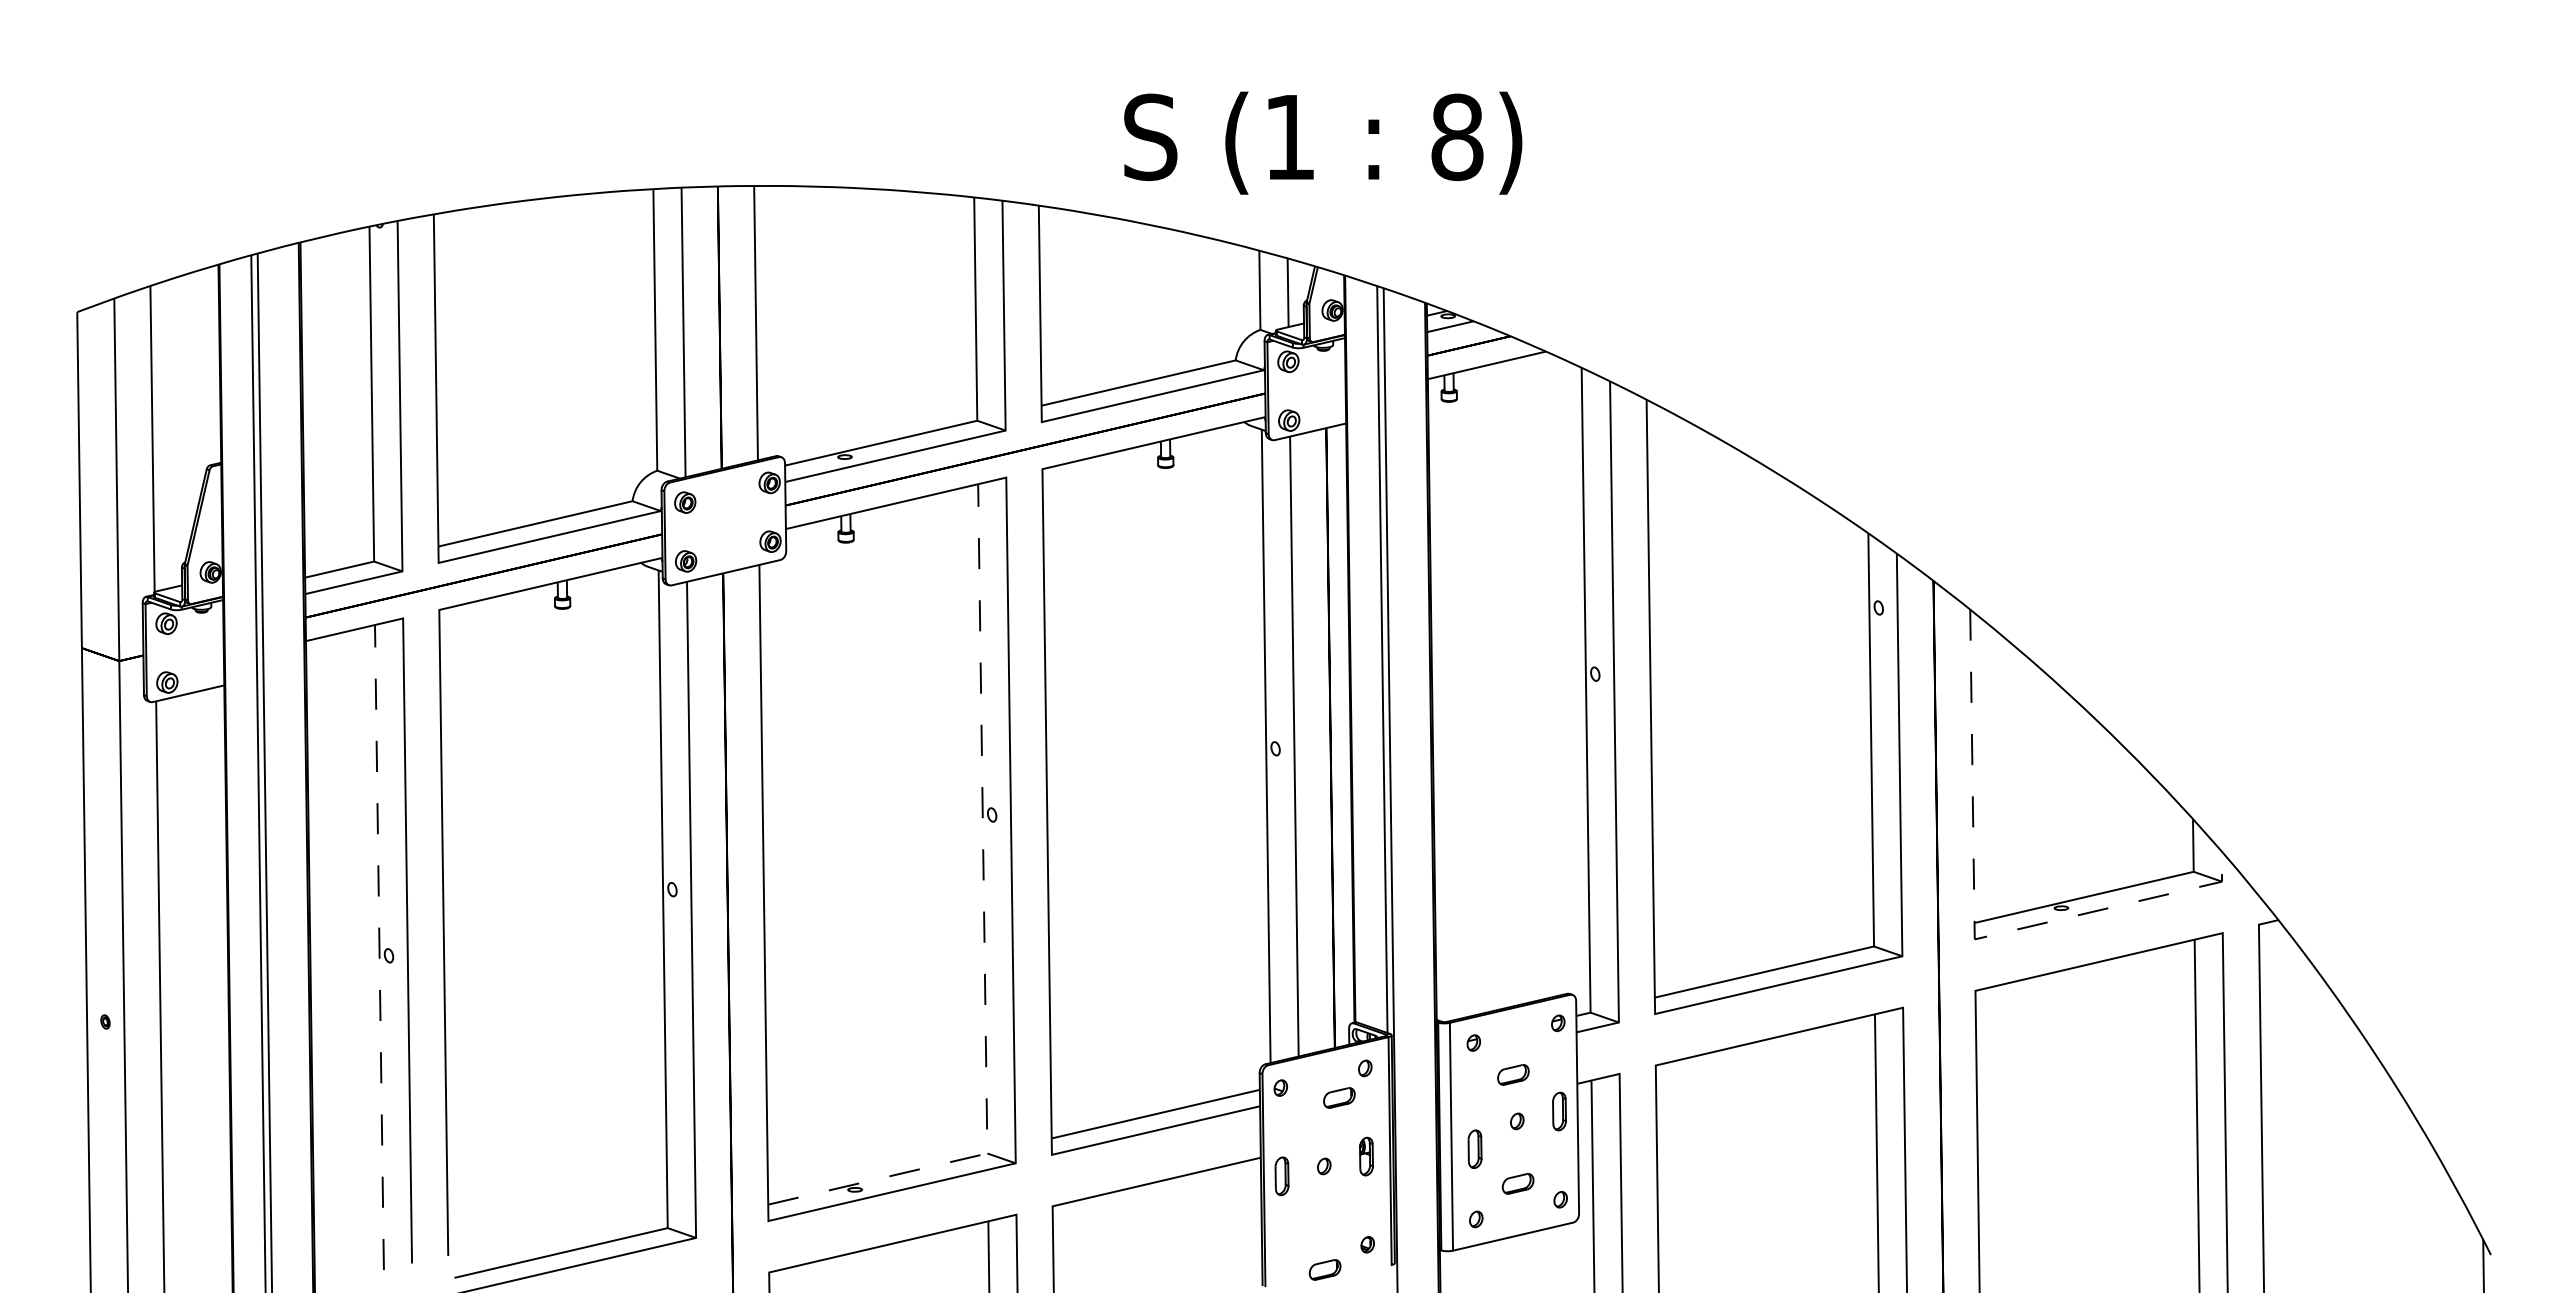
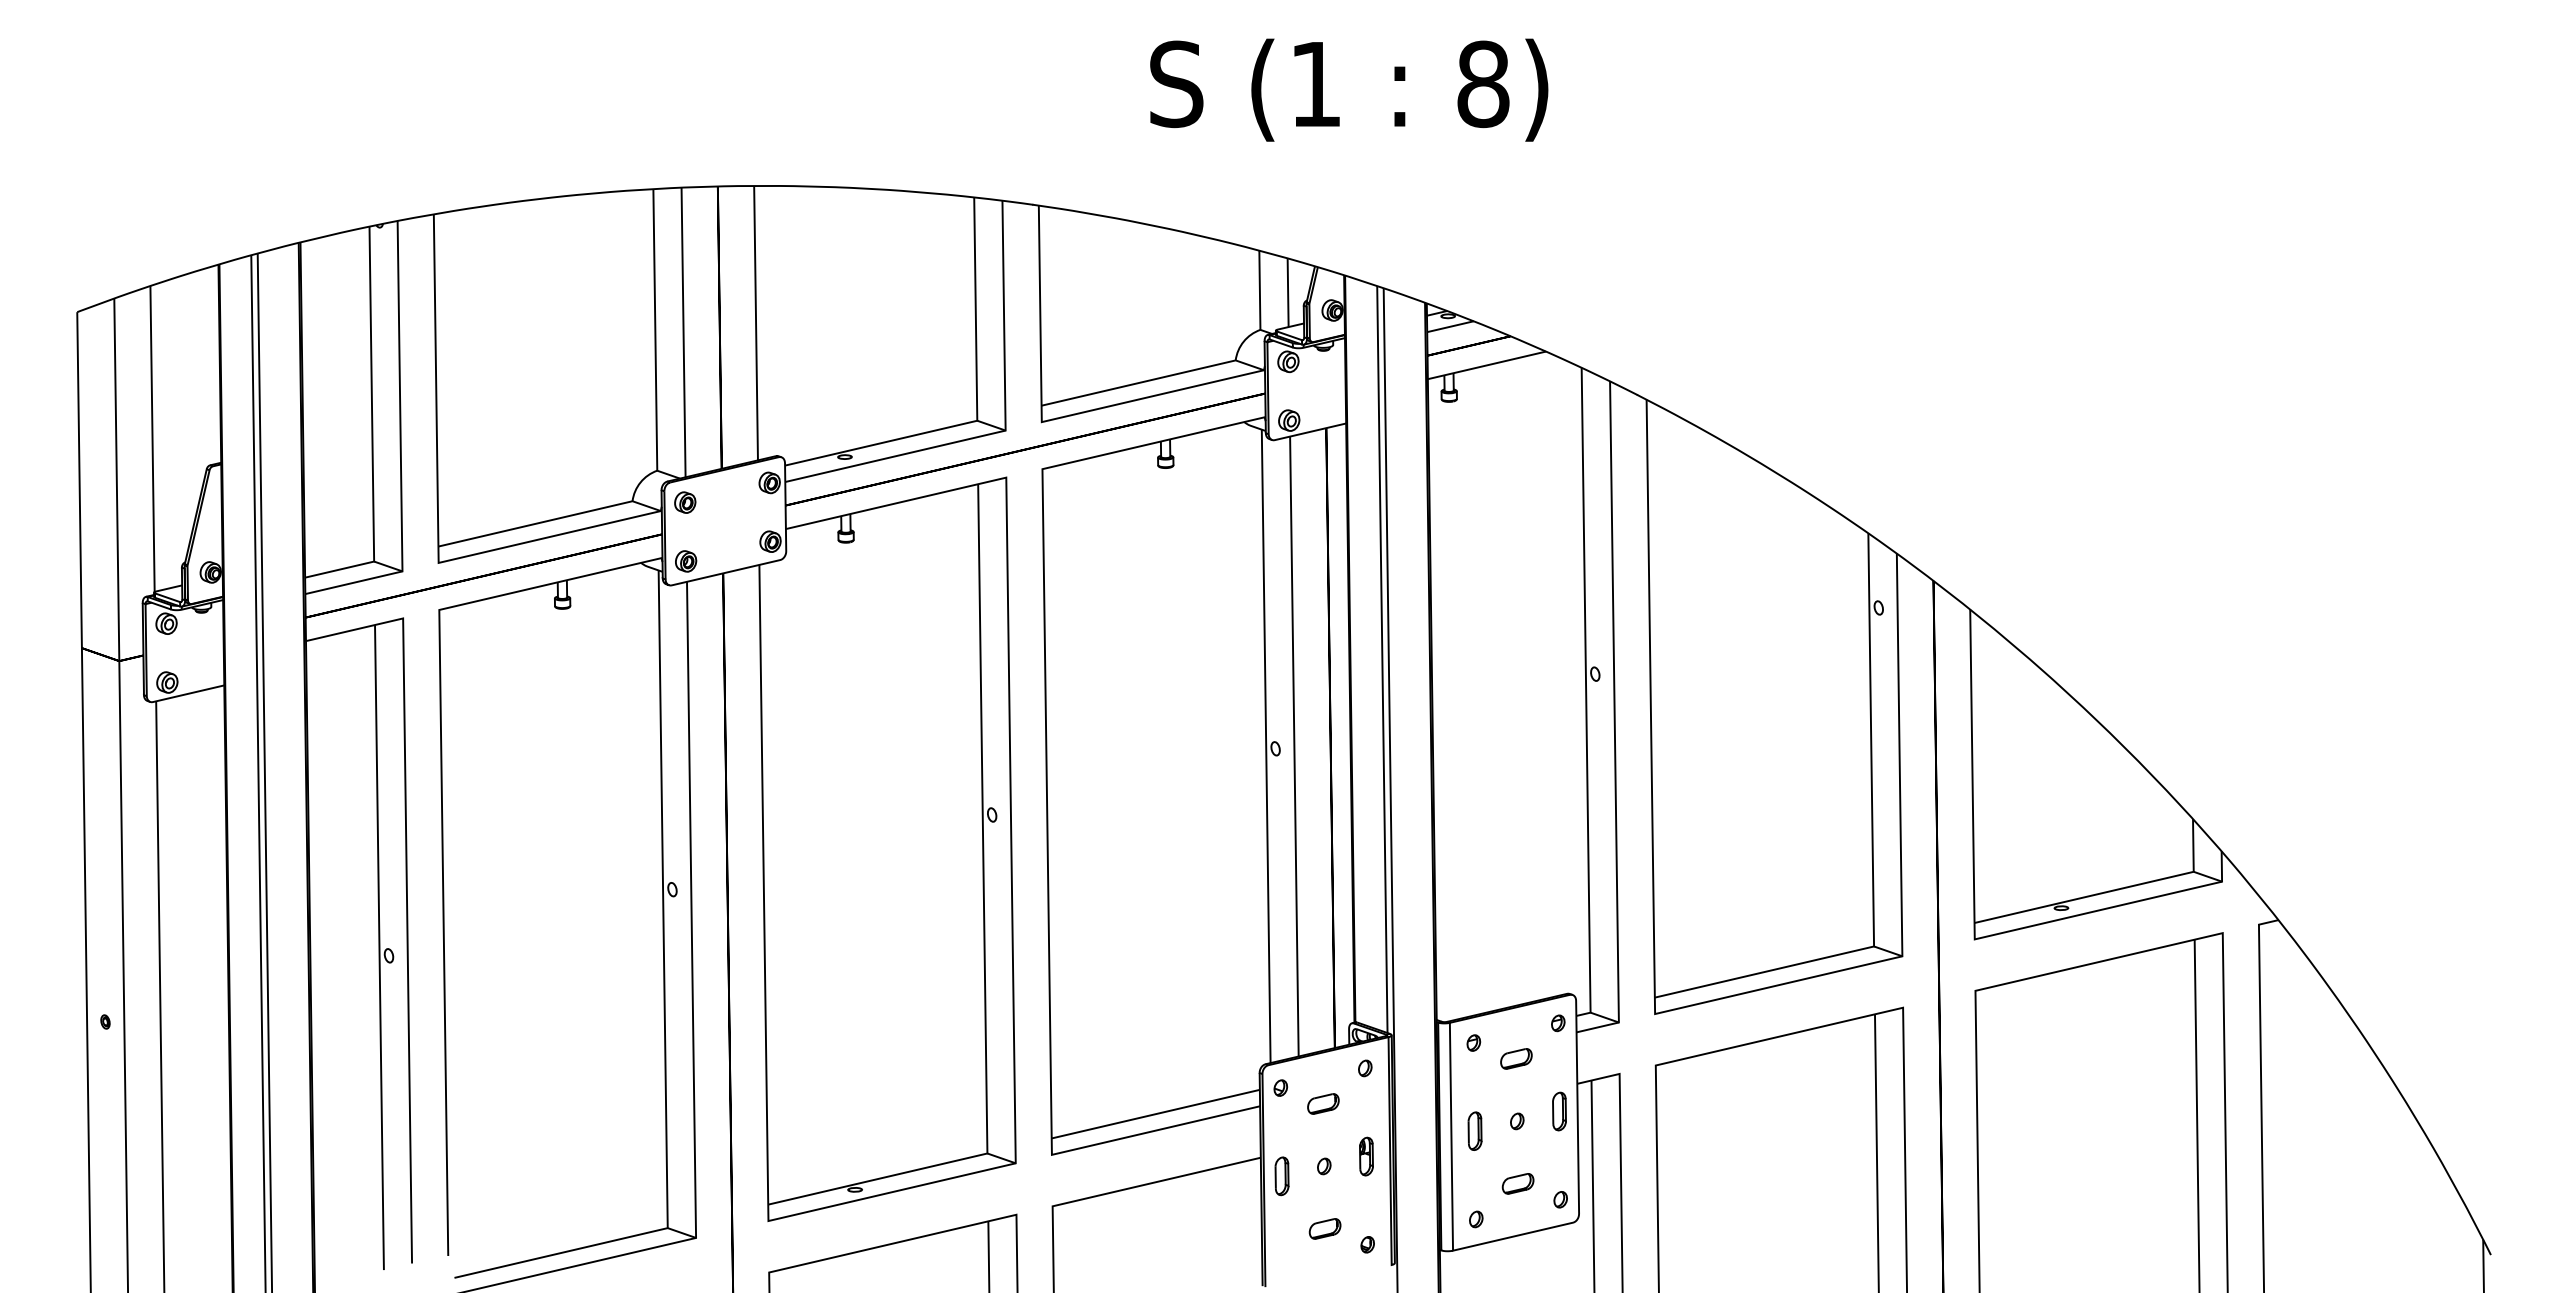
text position: (1323, 142) -> (1349, 89) (1349, 89)
line: dashed -> solid (1974, 918)
line: dashed -> solid (984, 931)
line: dashed -> solid (379, 947)
part position: (1513, 1074) -> (1516, 1058) (1516, 1058)
part position: (1339, 1097) -> (1323, 1103) (1323, 1103)
part position: (1474, 1148) -> (1474, 1130) (1474, 1130)
part position: (1324, 1269) -> (1324, 1228) (1324, 1228)
